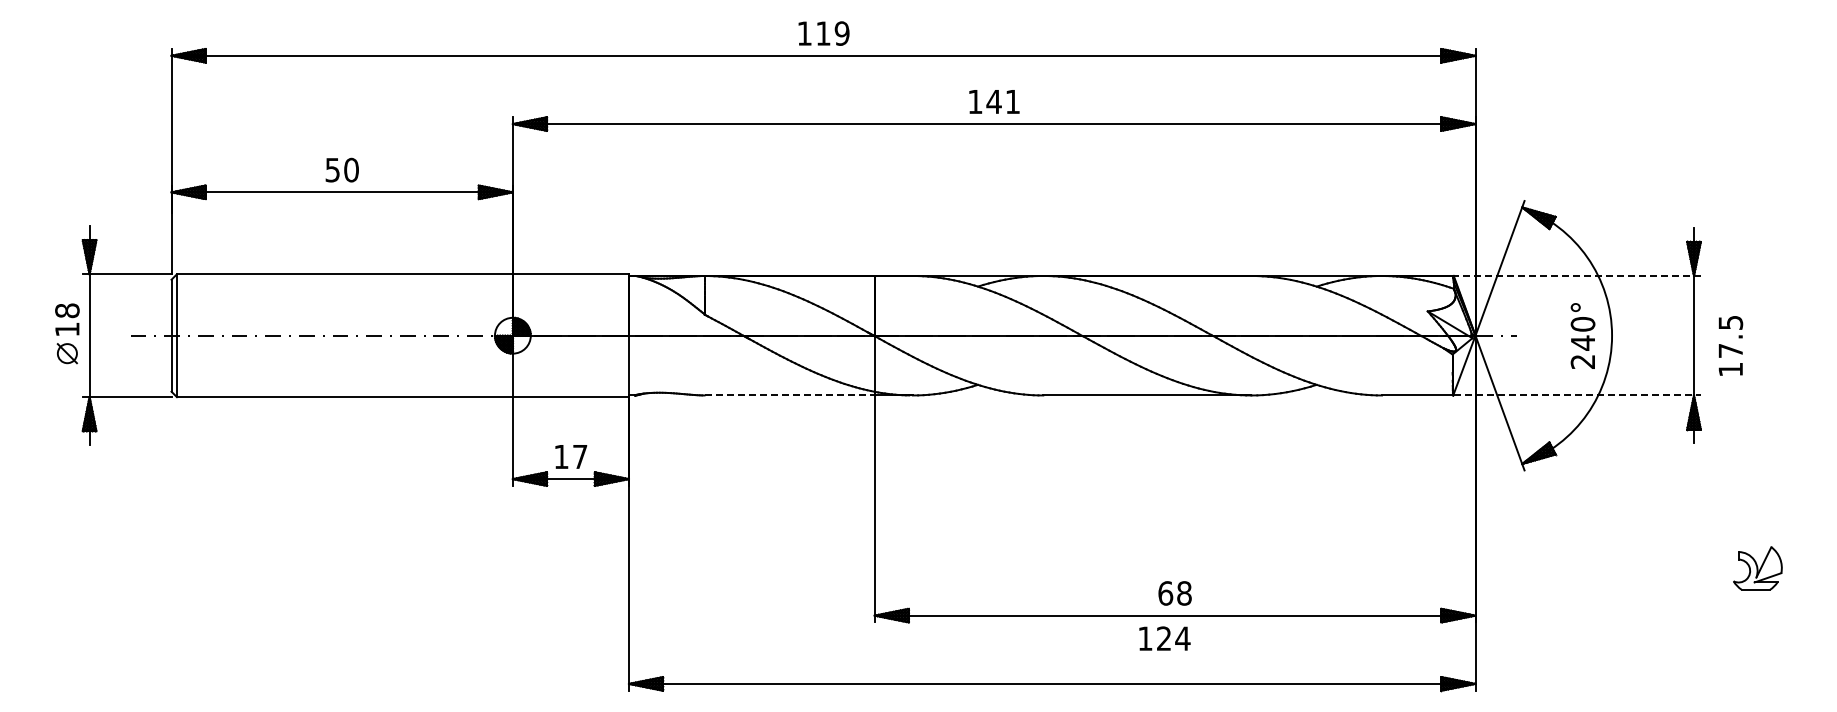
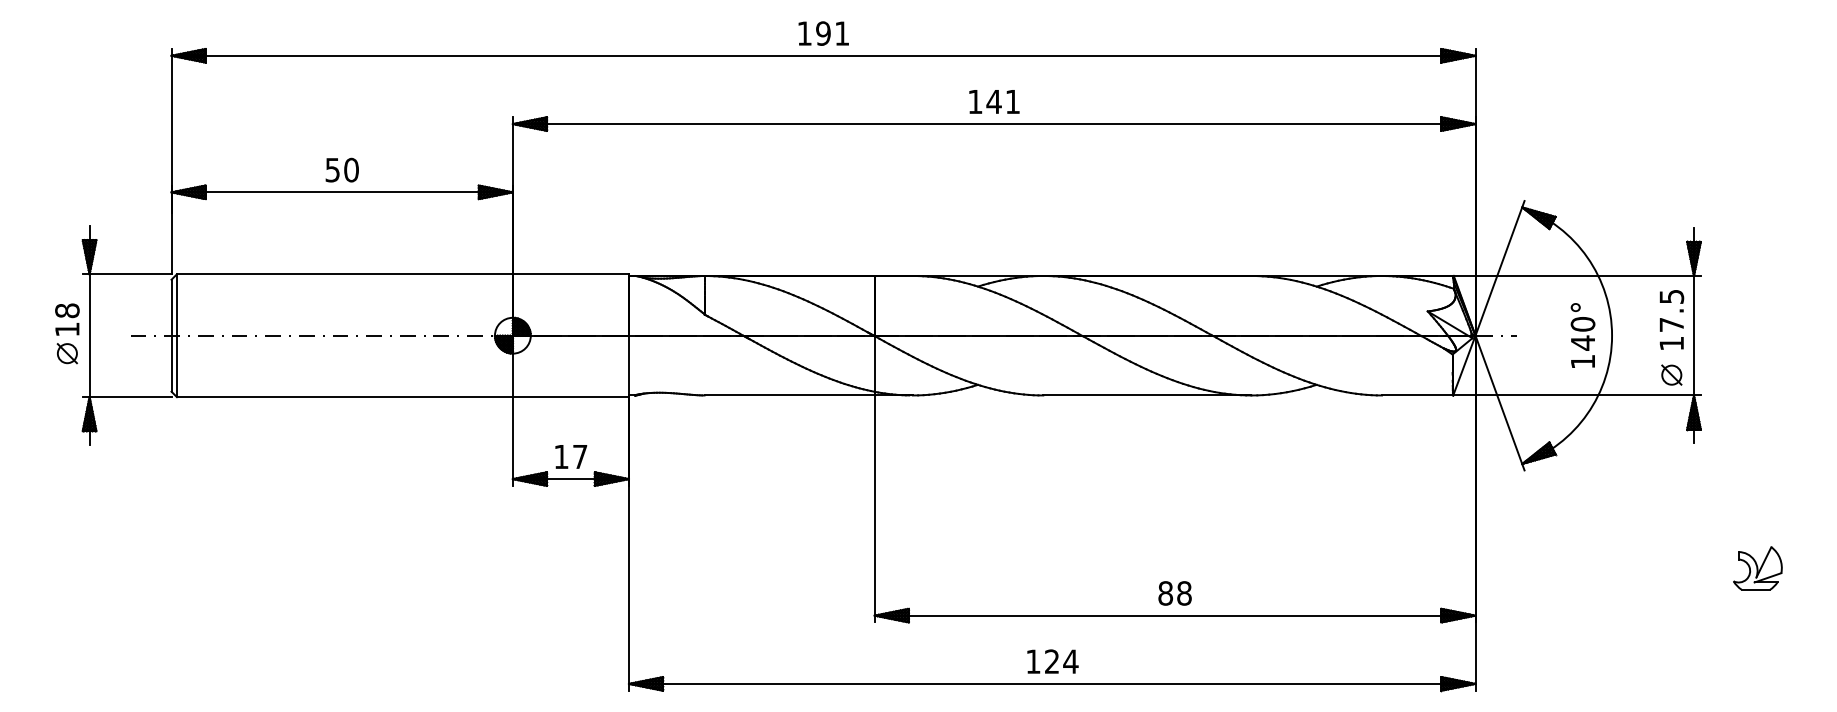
text: 119 -> 191 (832, 33)
line: dashed -> solid (1577, 275)
text position: (1730, 345) -> (1671, 319) (1671, 319)
text: 240° -> 140° (1582, 361)
part: none -> present (1671, 374)
line: dashed -> solid (790, 395)
line: dashed -> solid (1577, 395)
text: 68 -> 88 (1165, 593)
text position: (1164, 638) -> (1052, 661) (1052, 661)
